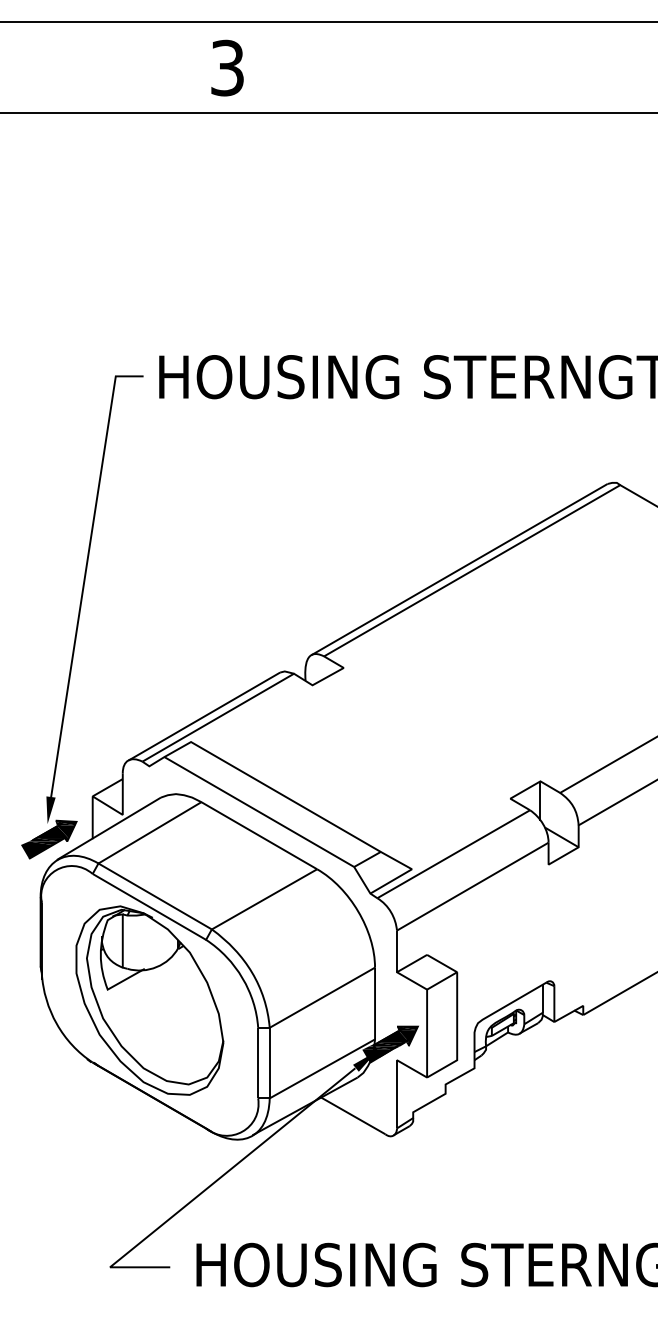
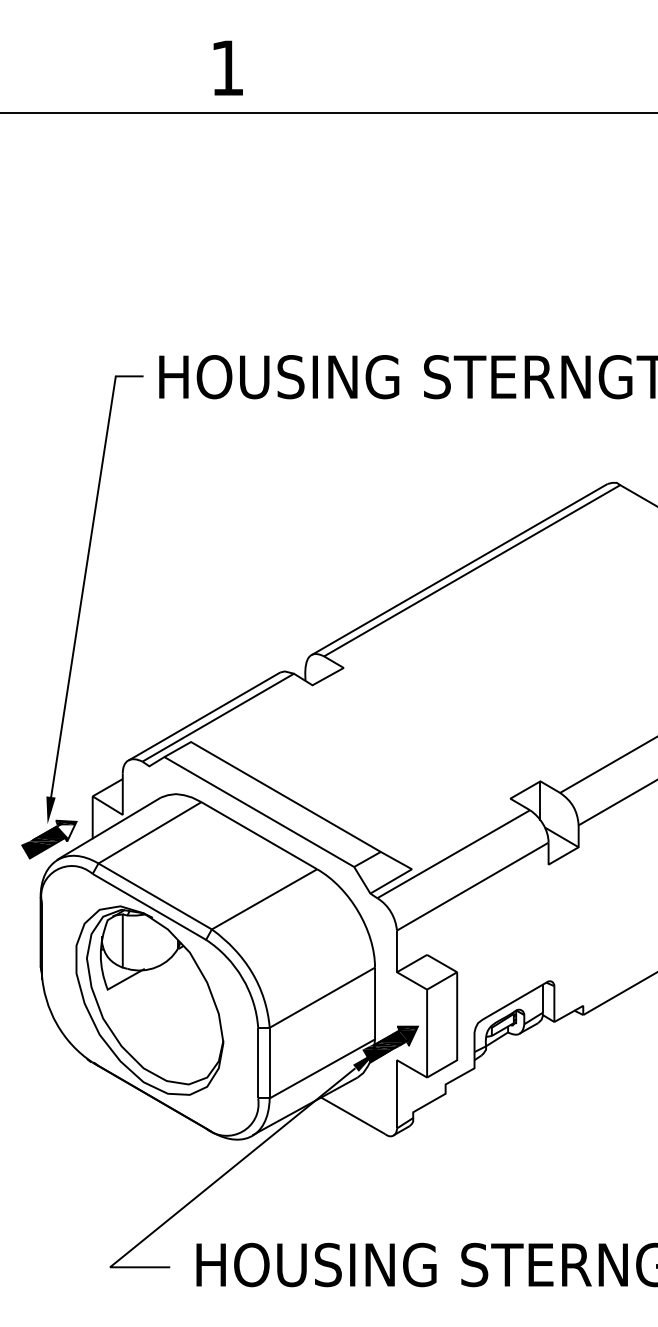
line: present -> none (328, 21)
text: 3 -> 1 (227, 67)
fill: present -> none (65, 831)
